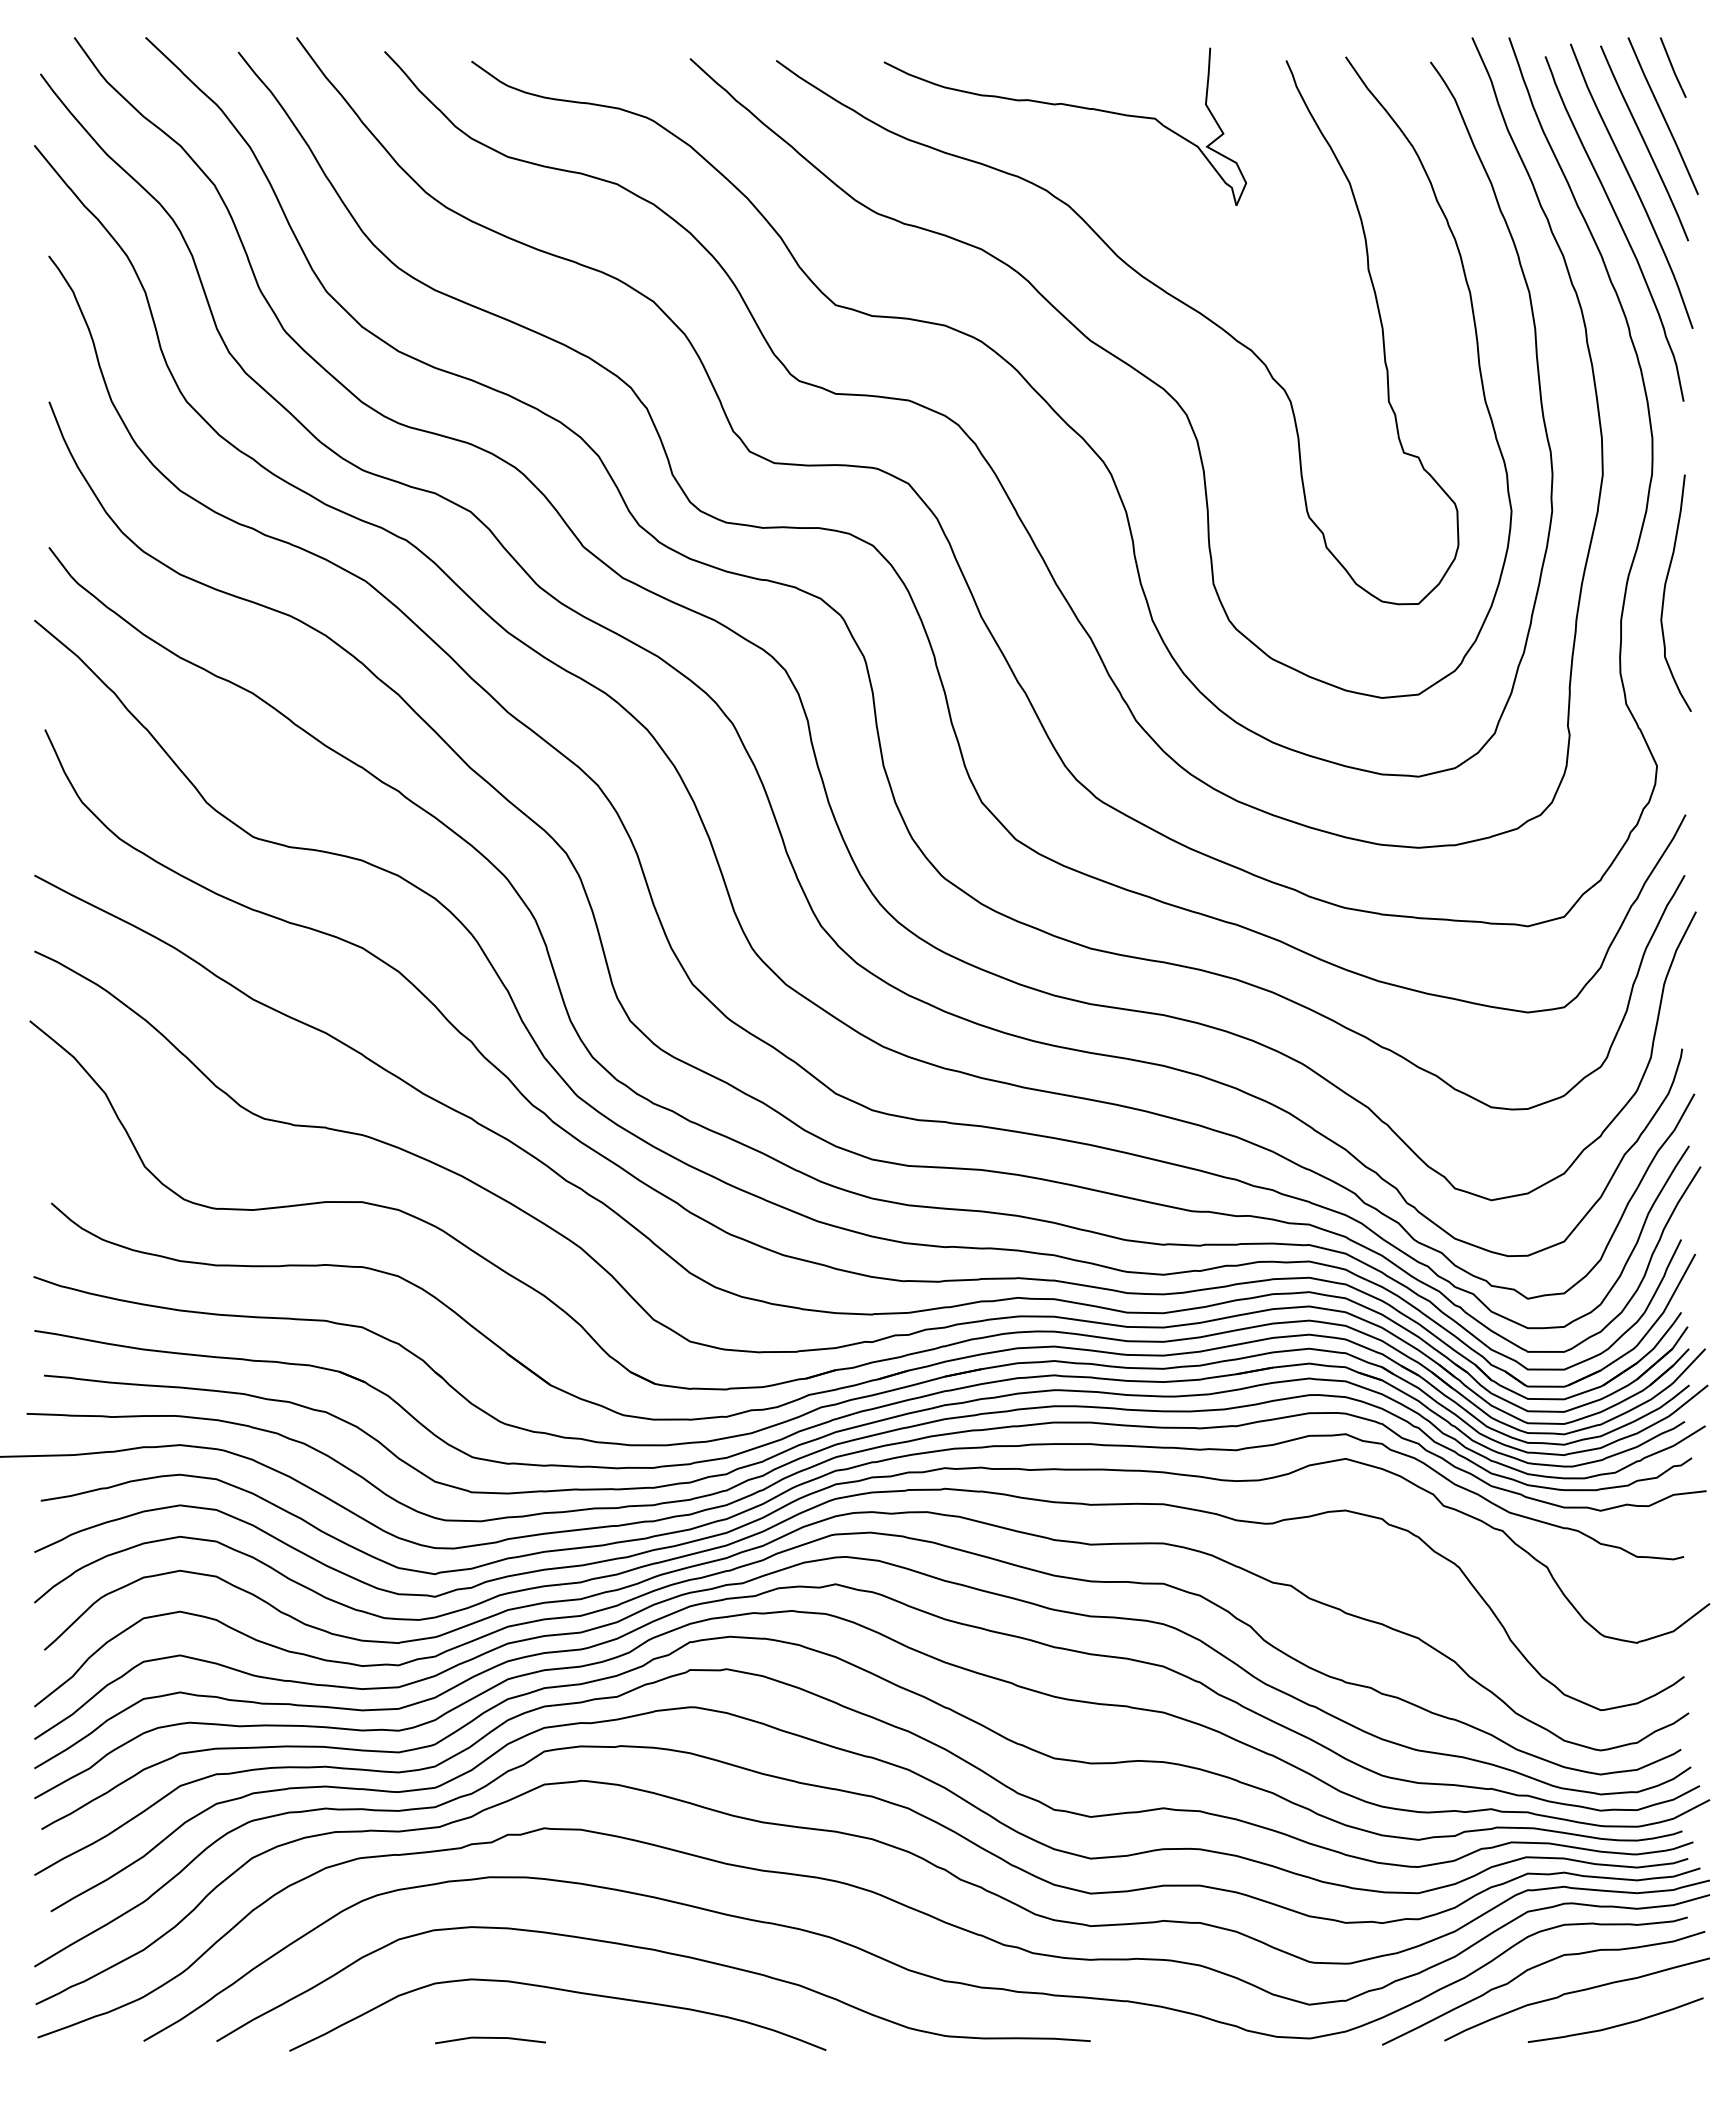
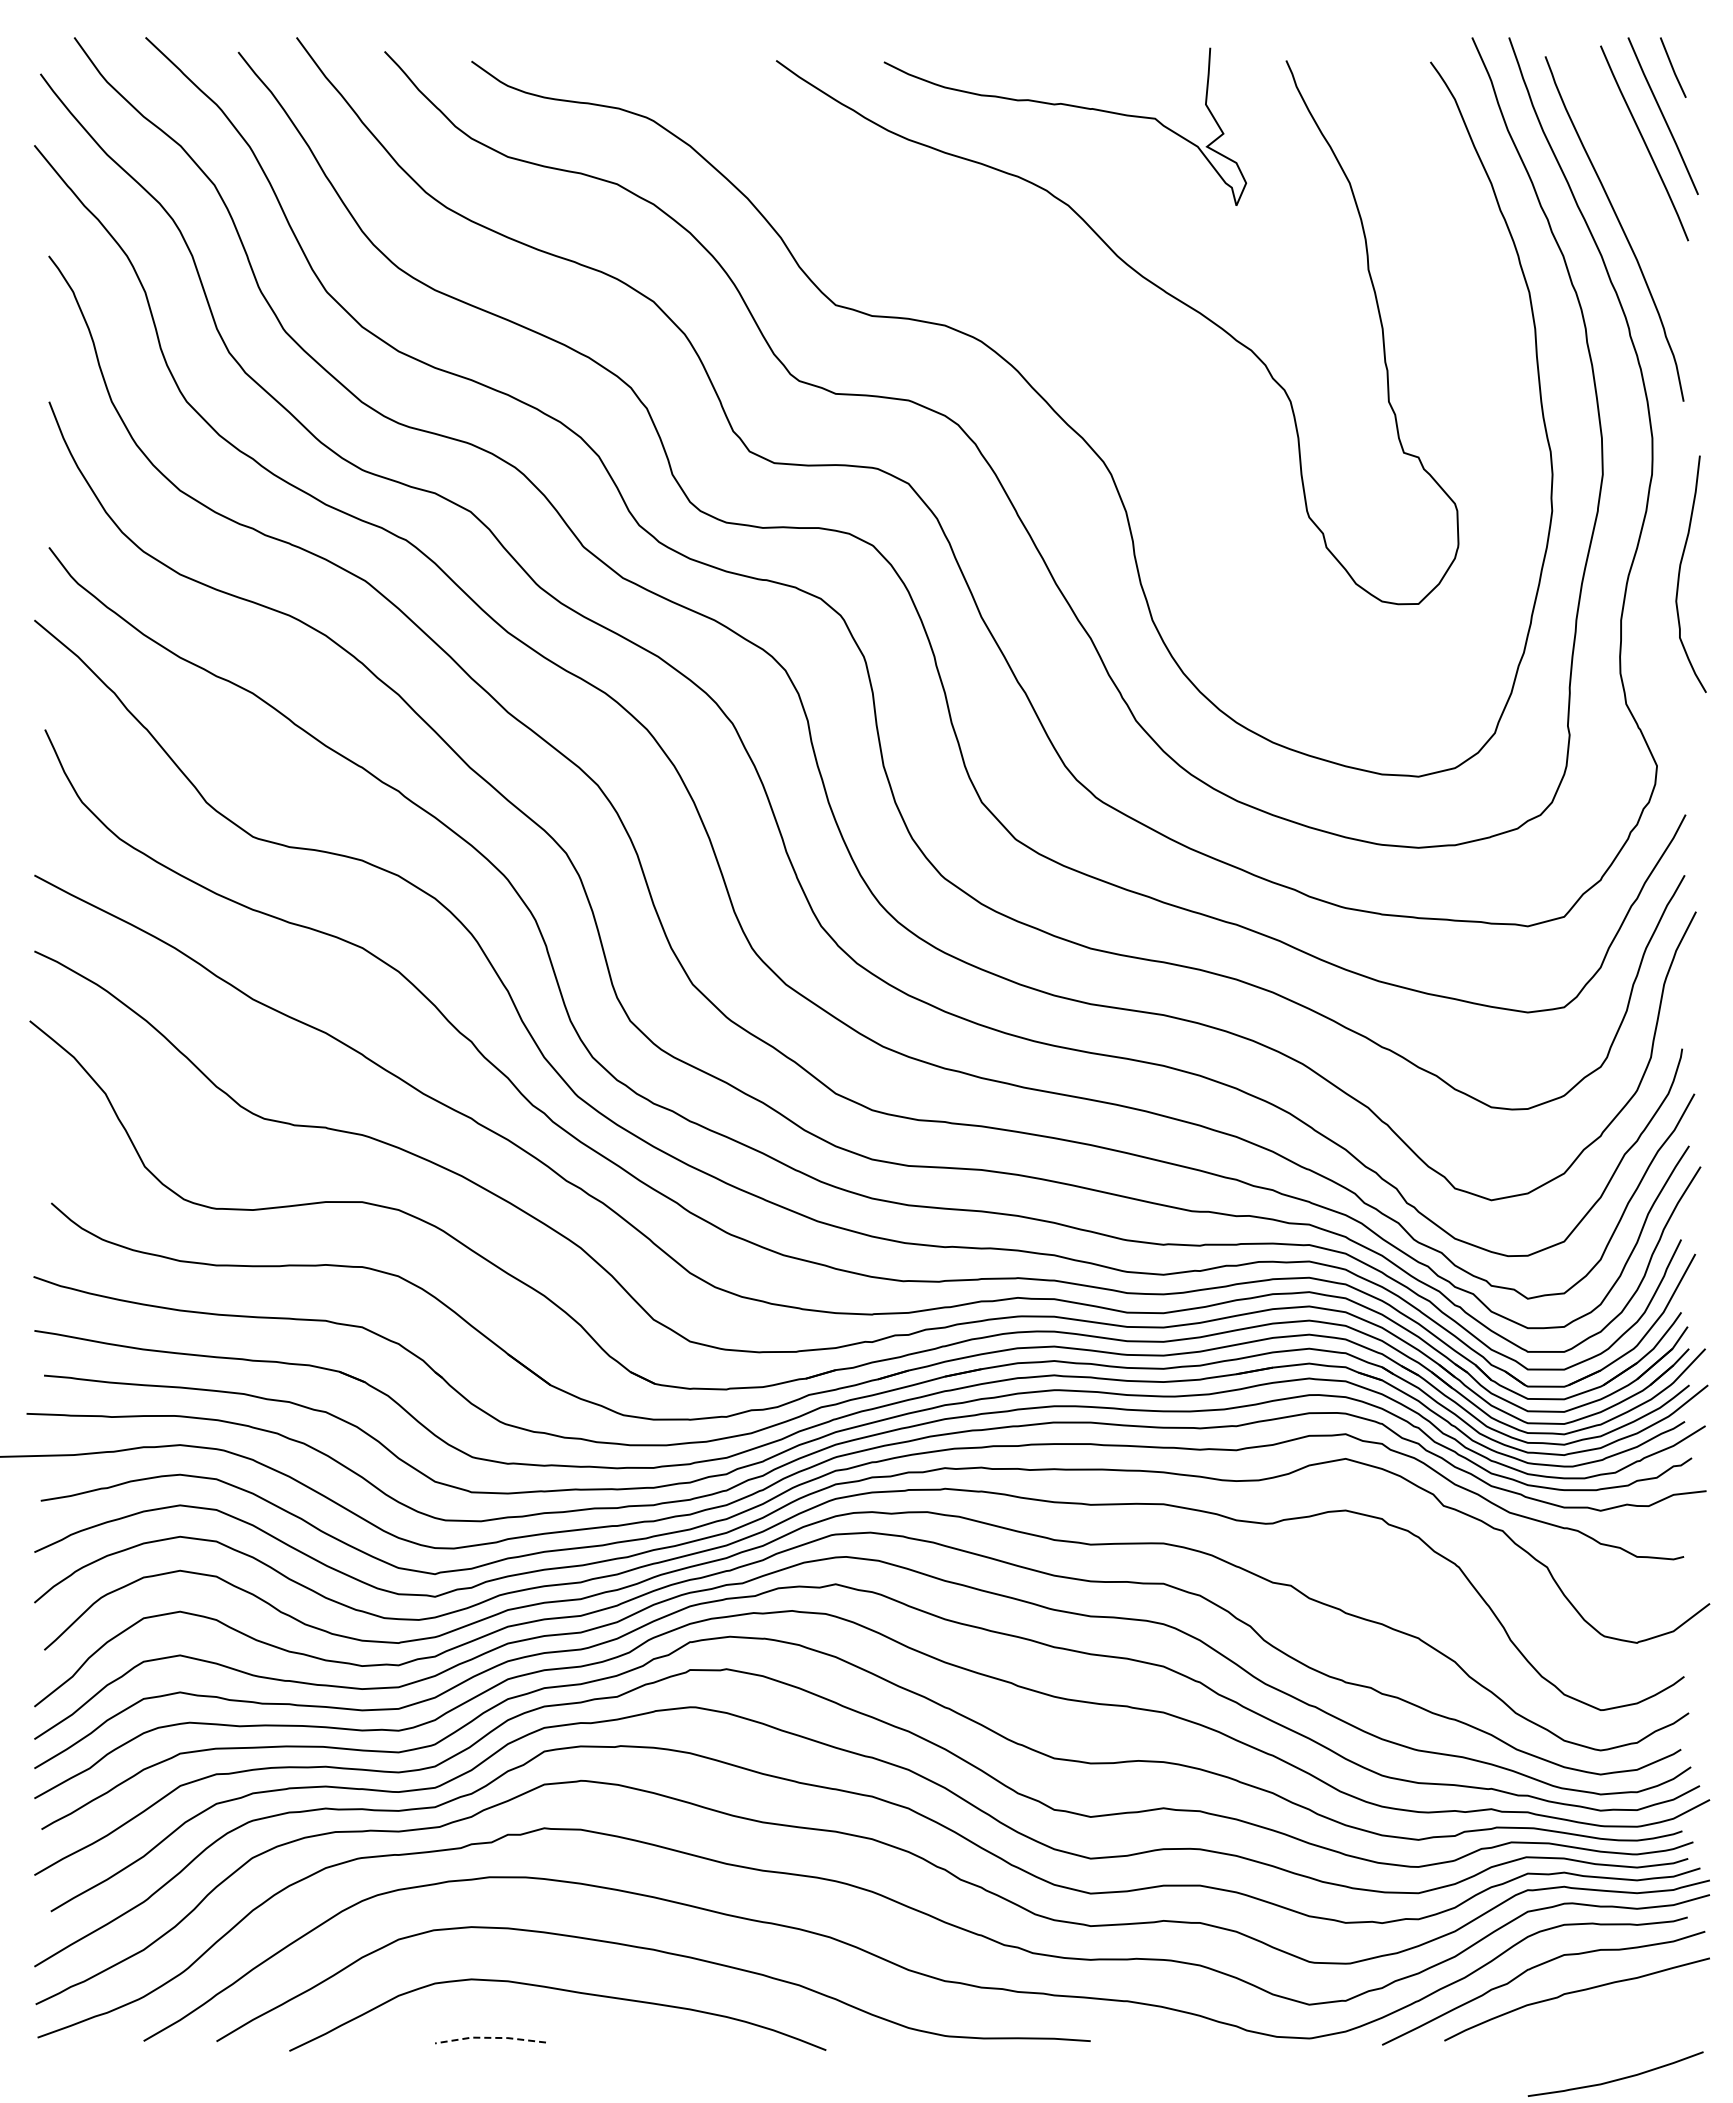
curve: present -> none (1632, 184)
curve: present -> none (1114, 357)
curve position: (1665, 592) -> (1680, 573) (1680, 573)
curve position: (1618, 2024) -> (1618, 2078) (1618, 2078)
line: solid -> dashed (490, 2037)
